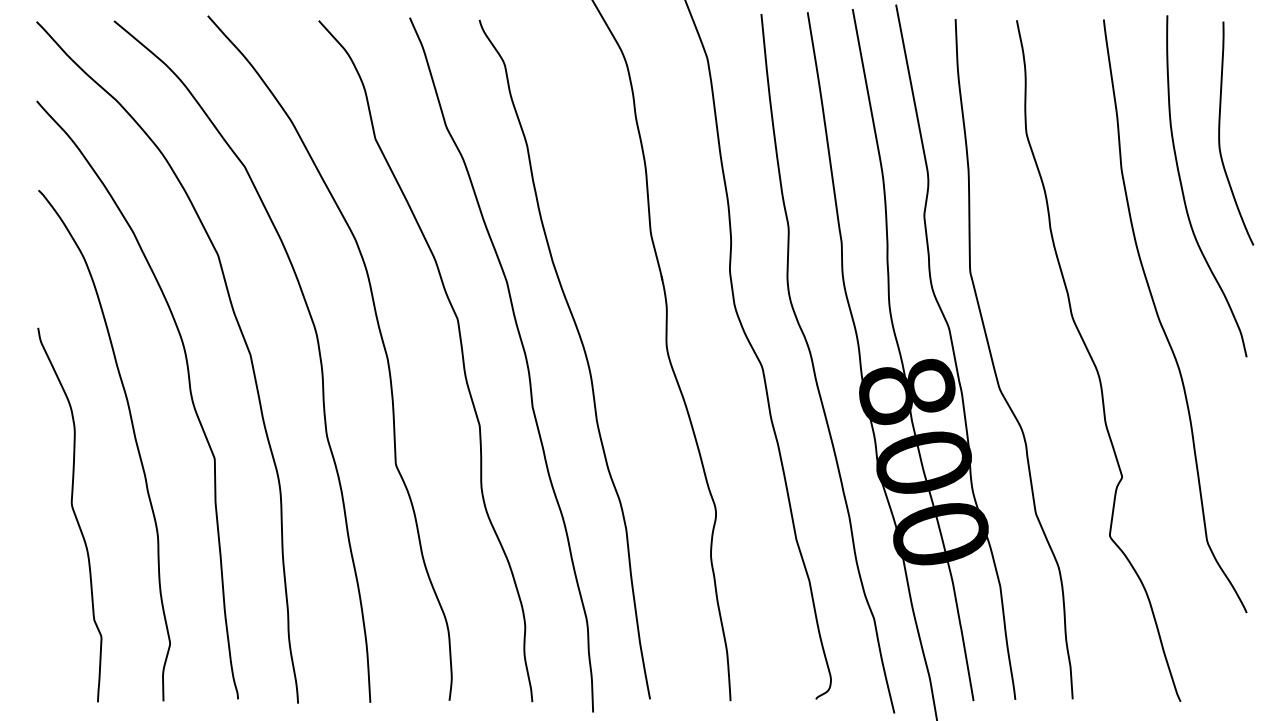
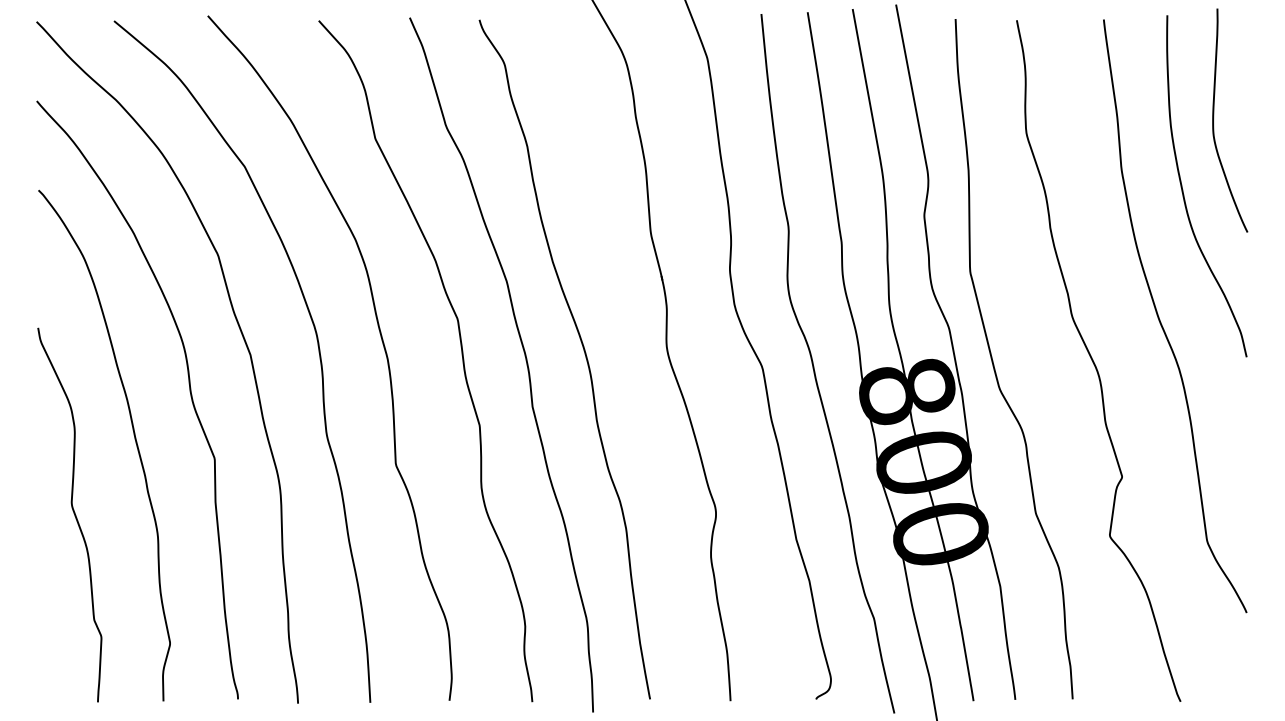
curve position: (1220, 130) -> (1214, 117) (1214, 117)
